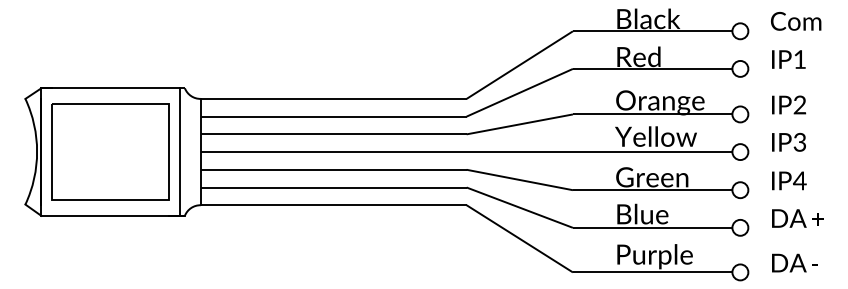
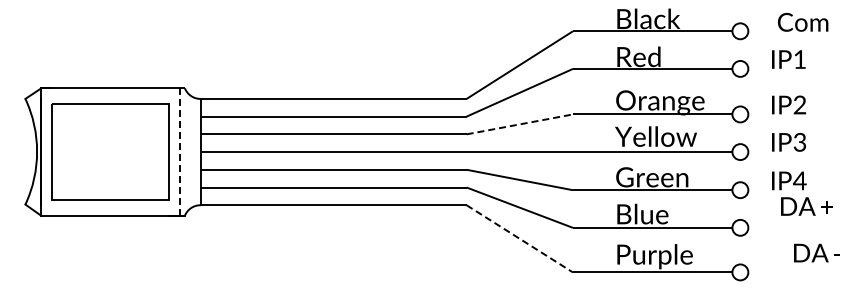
text position: (796, 21) -> (803, 22) (803, 22)
line: solid -> dashed (520, 124)
line: solid -> dashed (179, 152)
text position: (797, 218) -> (806, 206) (806, 206)
line: solid -> dashed (519, 238)
text position: (794, 262) -> (816, 252) (816, 252)
